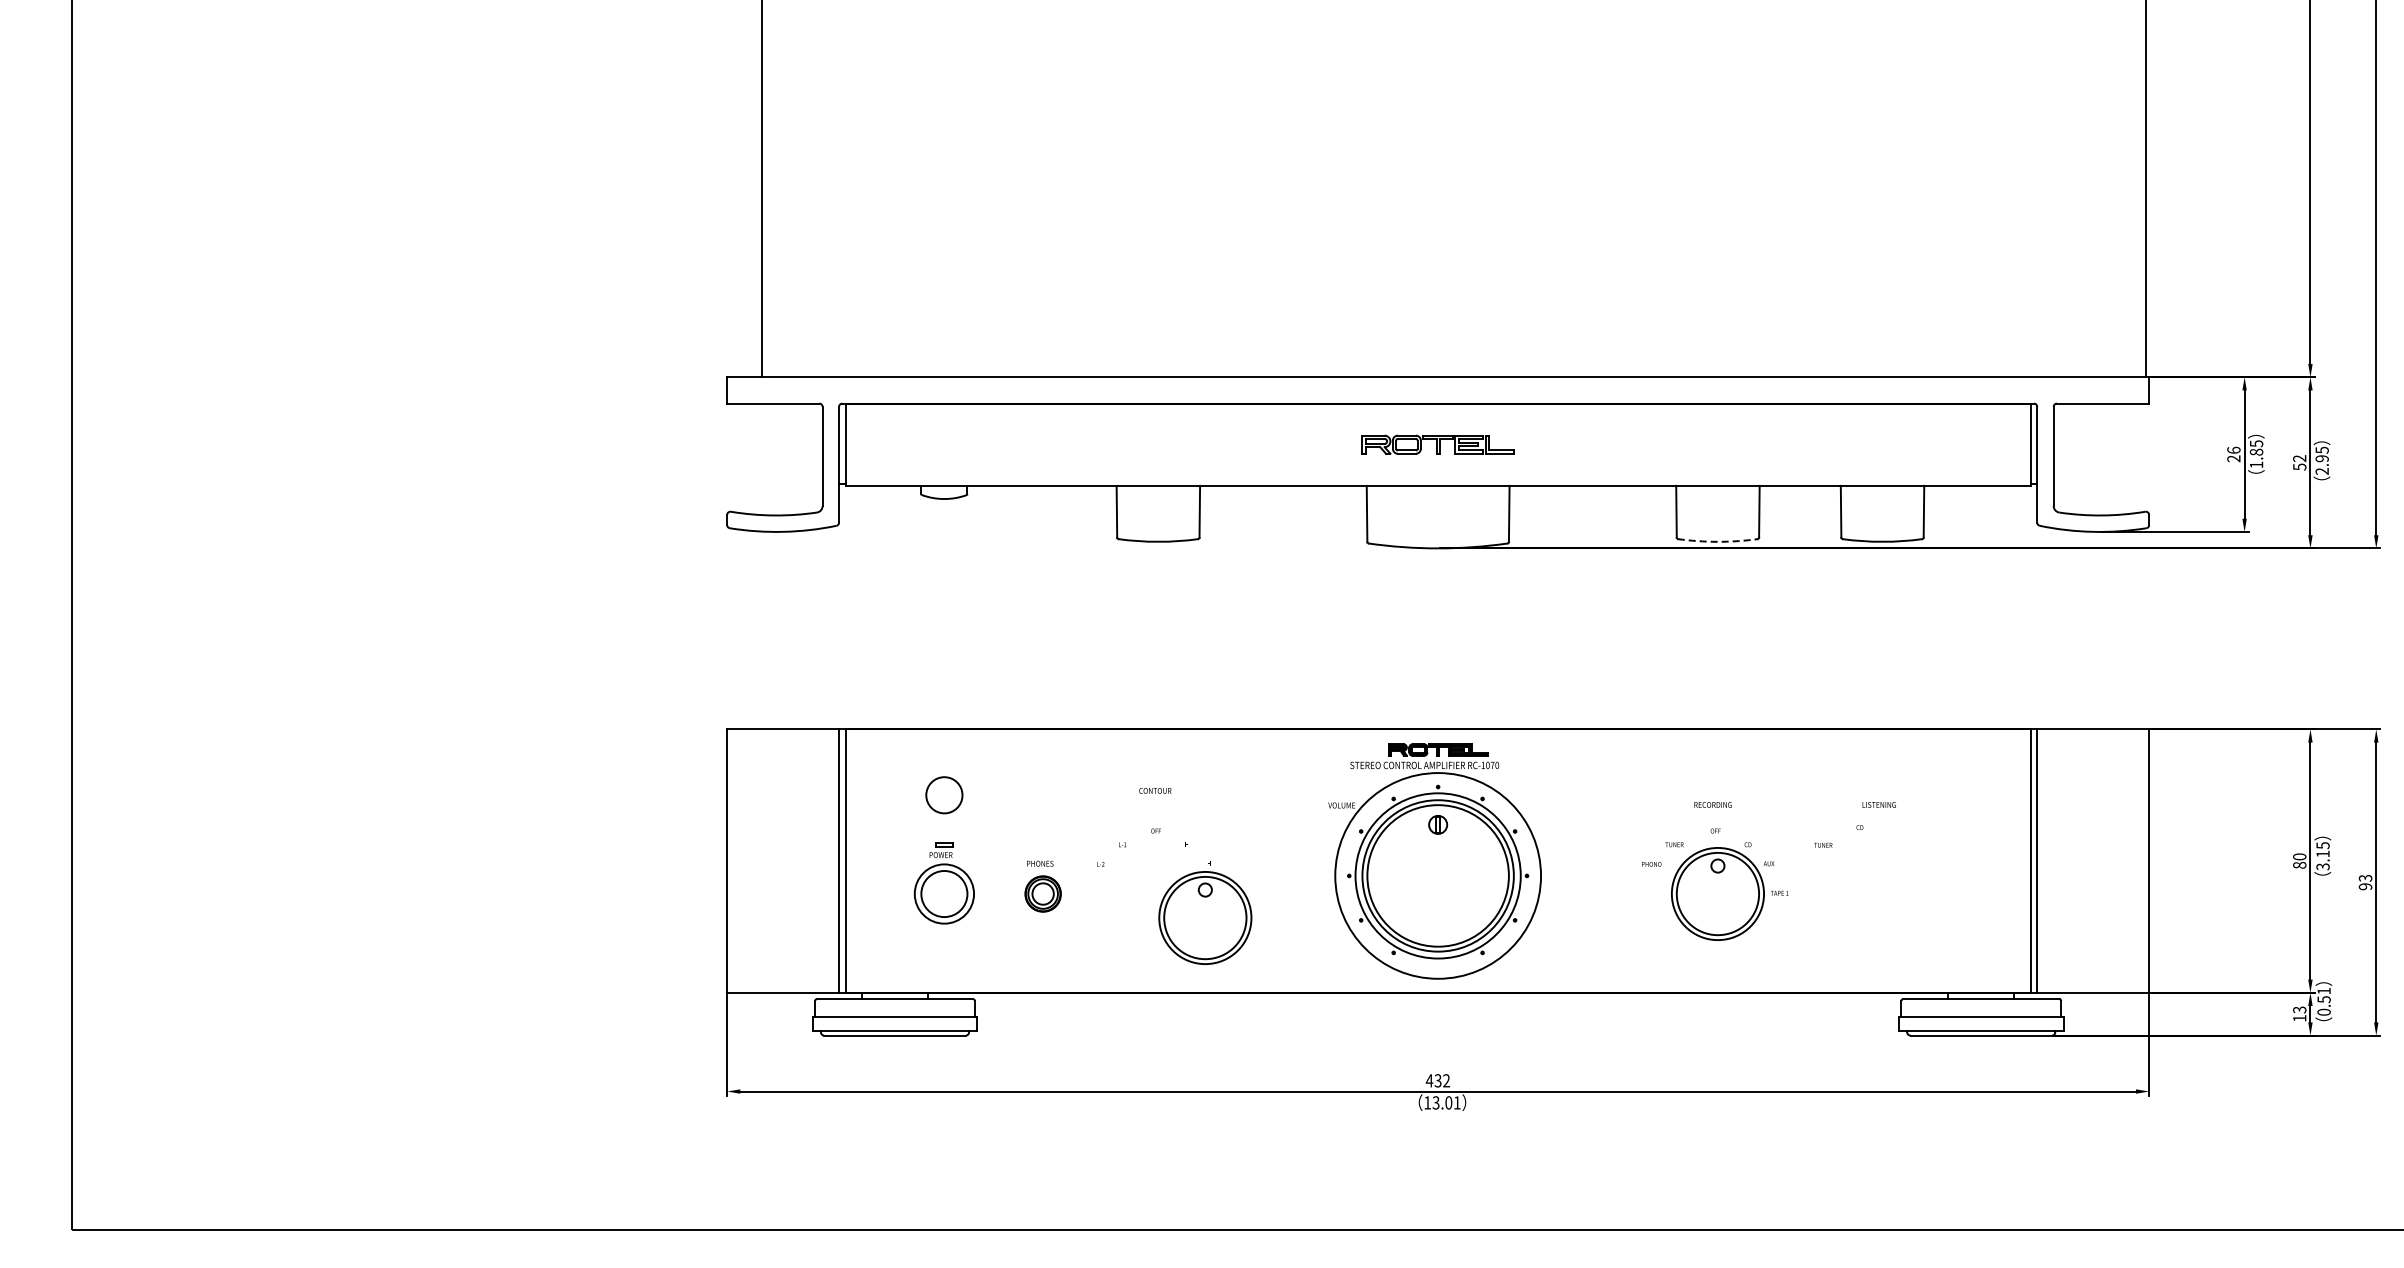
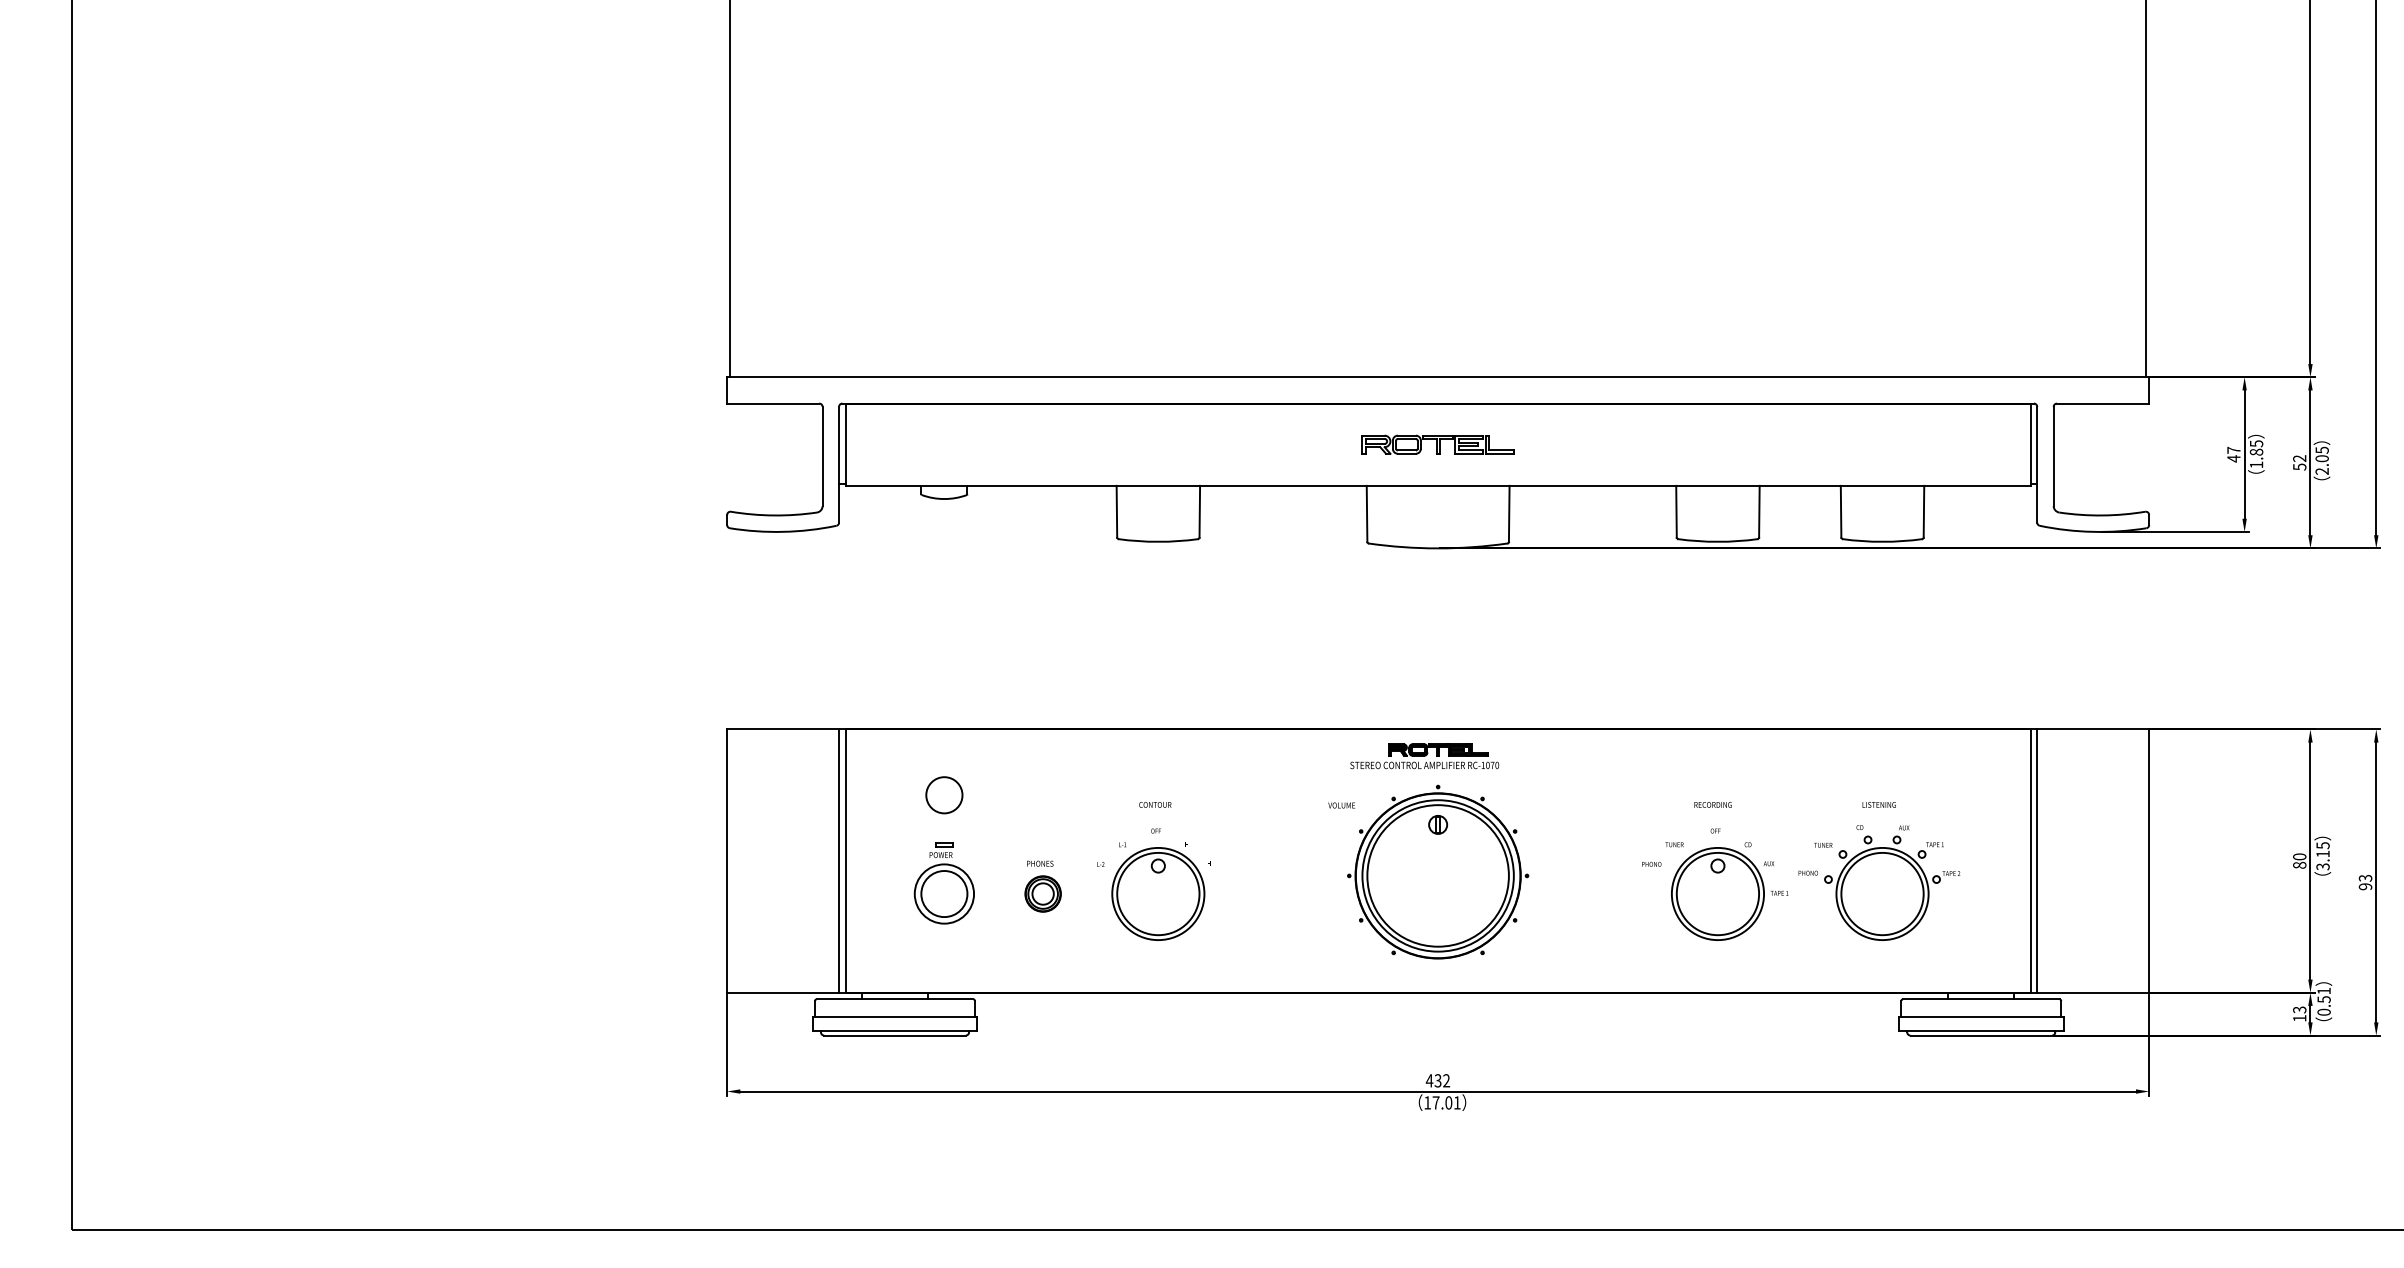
line position: (762, 189) -> (730, 189) (730, 189)
text: 26 -> 47 (2233, 454)
text: 2.95 -> 2.05 (2321, 458)
arc: dashed -> solid (1717, 541)
text position: (1155, 790) -> (1155, 804) (1155, 804)
circle diameter: 206 px -> 165 px (1437, 875)
part: none -> present (1879, 882)
part position: (1205, 917) -> (1158, 893) (1158, 893)
text: 13.01 -> 17.01 (1435, 1102)
